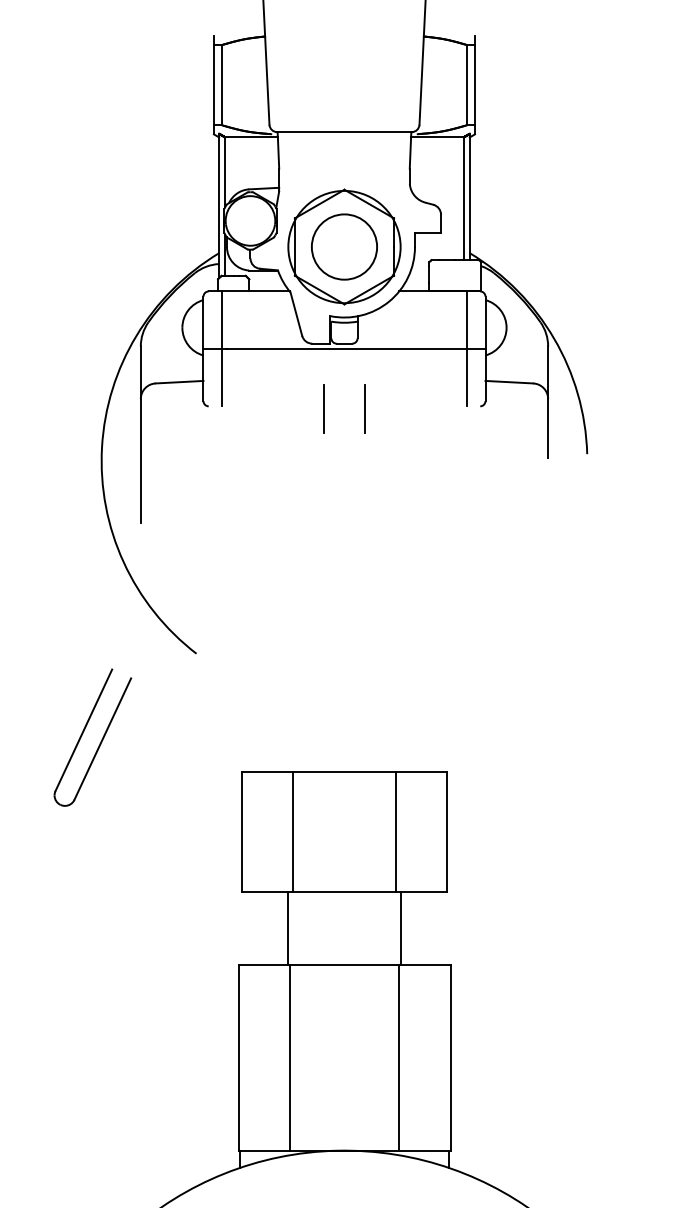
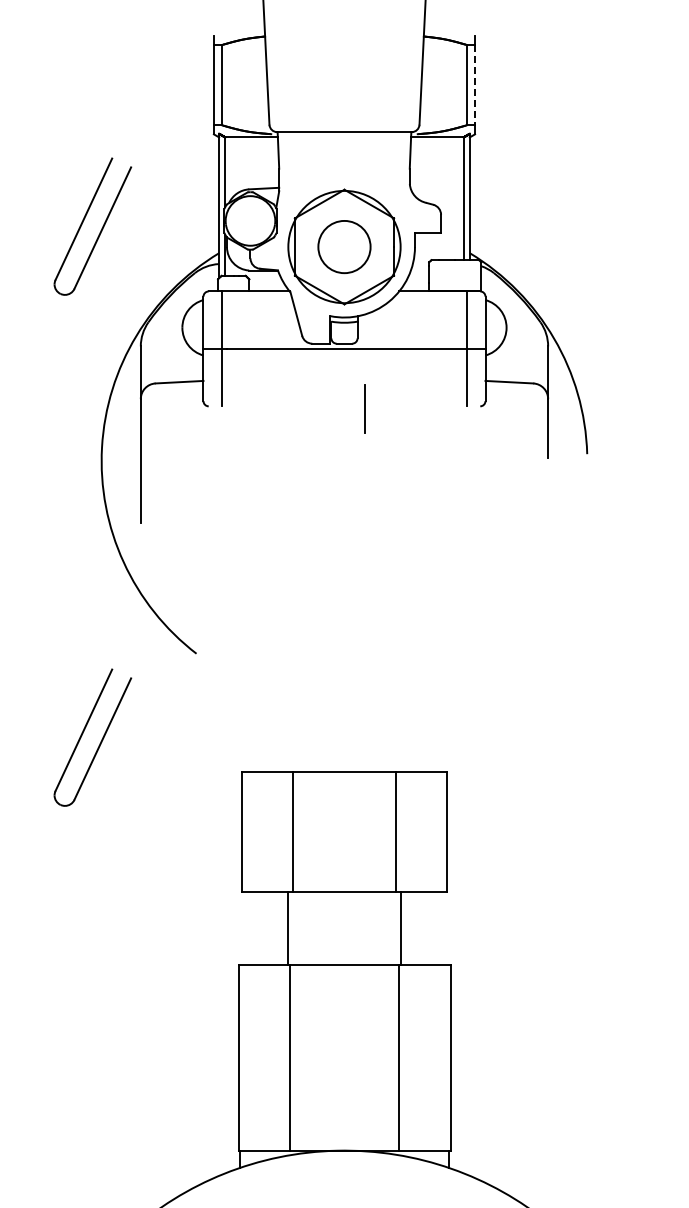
line: solid -> dashed (475, 85)
part: none -> present (100, 230)
circle diameter: 65 px -> 52 px (344, 246)
line: present -> none (323, 408)
